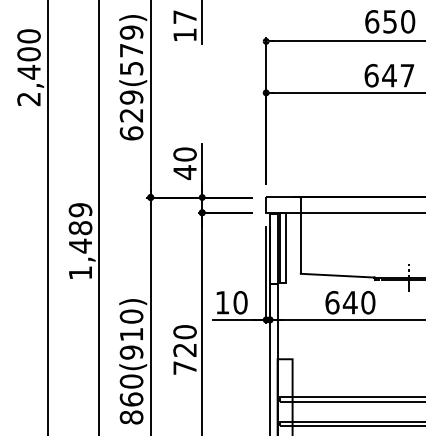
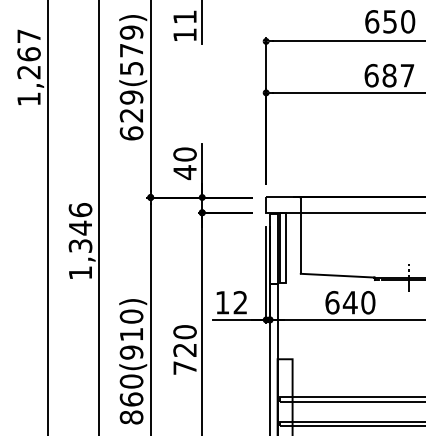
text: 17 -> 11 (184, 16)
text: 2,400 -> 1,267 (28, 67)
text: 647 -> 687 (389, 75)
text: 1,489 -> 1,346 (80, 228)
text: 10 -> 12 (240, 302)
